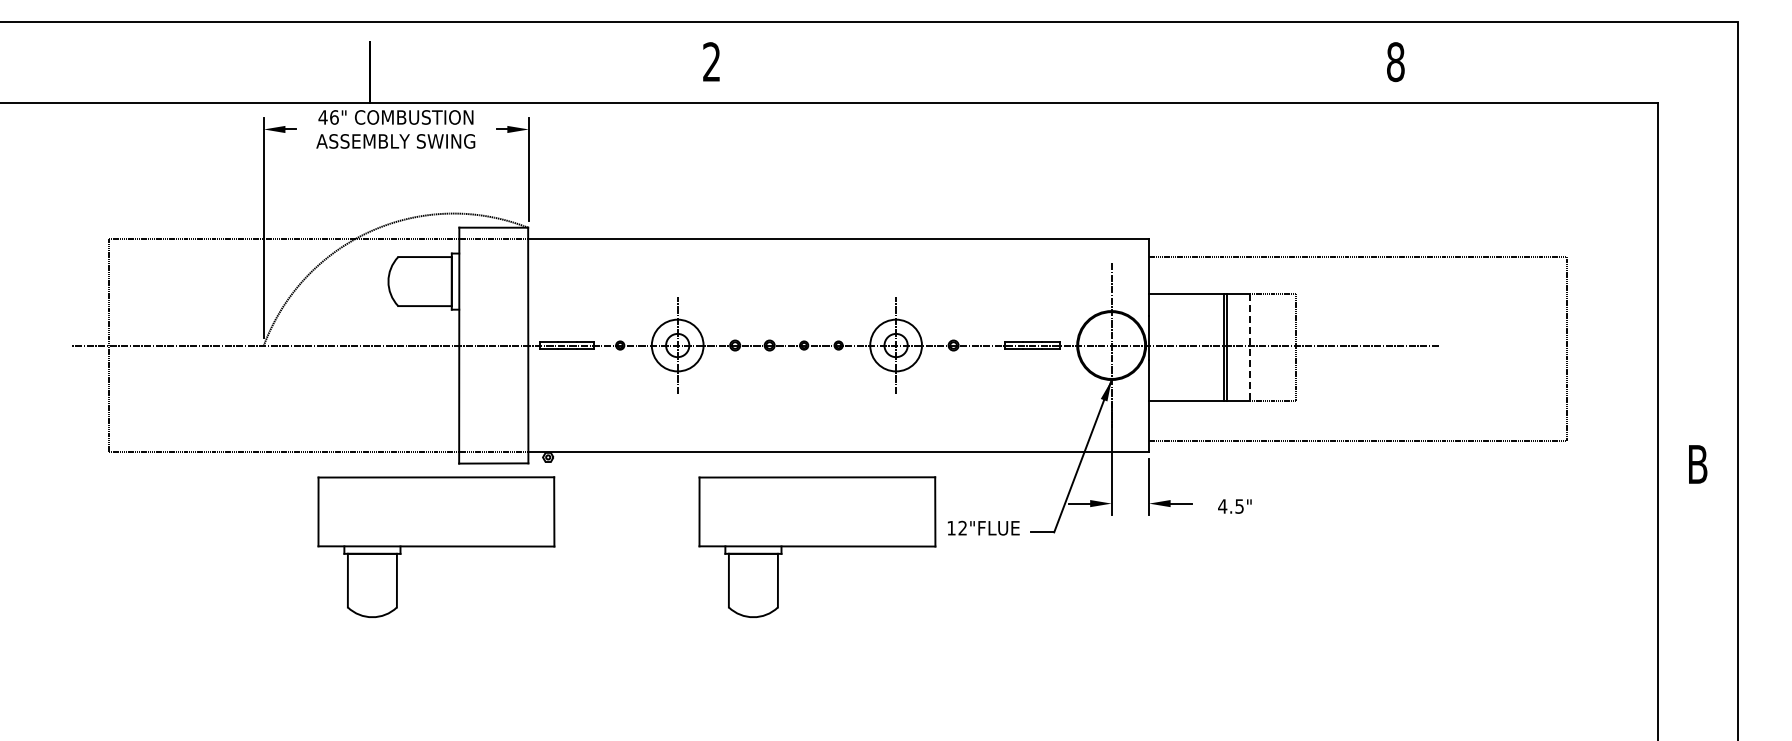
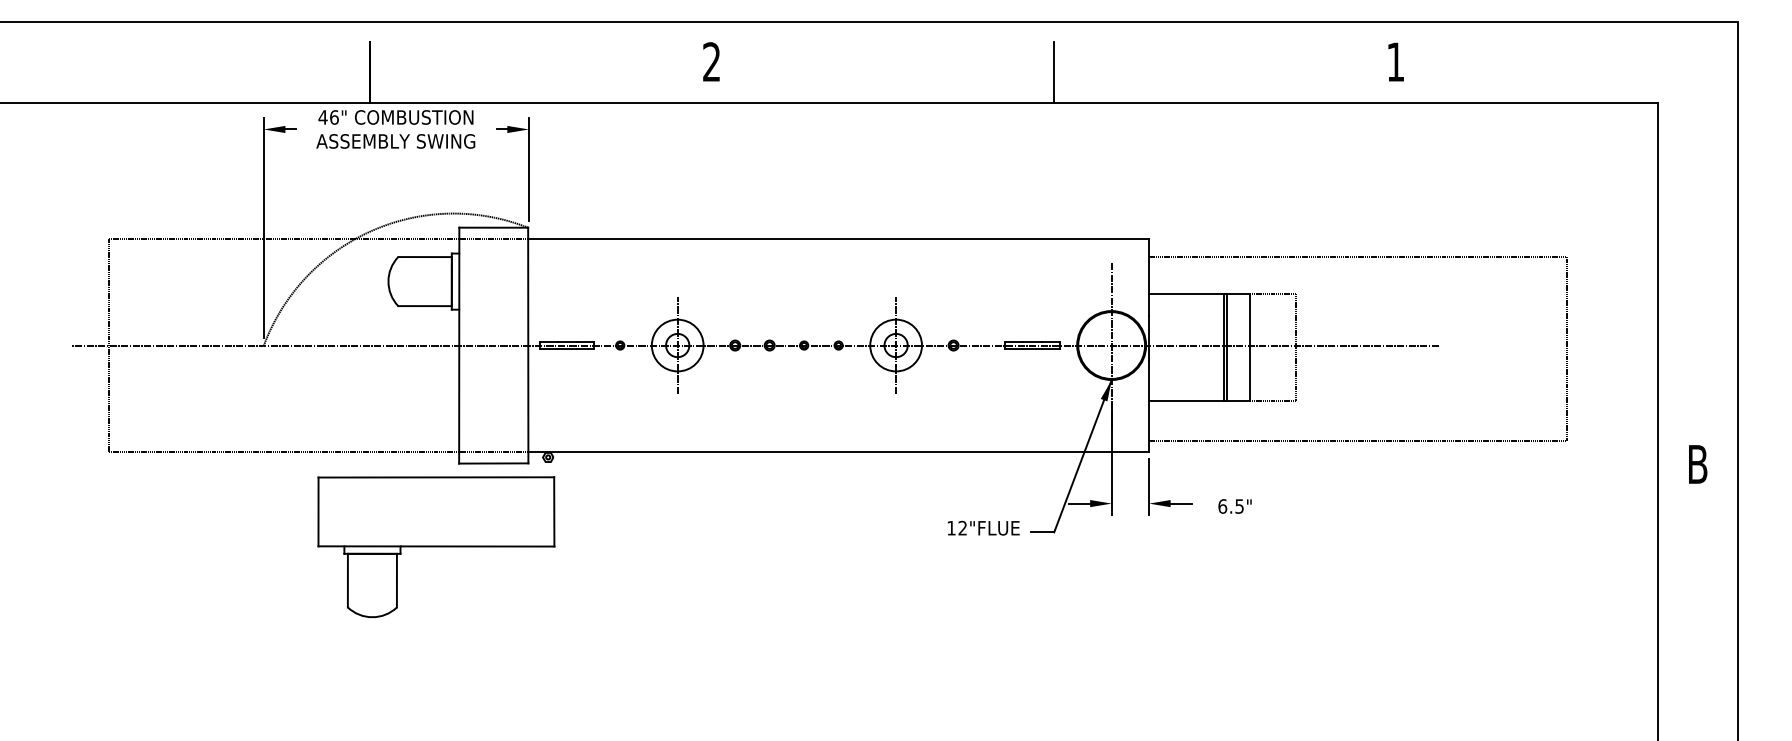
text: 8 -> 1 (1395, 62)
line: none -> present (1054, 72)
line: dashed -> solid (1249, 347)
text: 4.5" -> 6.5" (1222, 506)
part: present -> none (817, 546)
